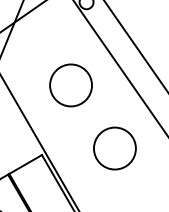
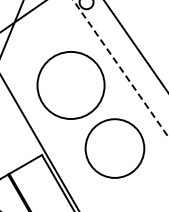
line: solid -> dashed (121, 69)
circle diameter: 42 px -> 67 px (70, 85)
circle diameter: 42 px -> 59 px (114, 148)
